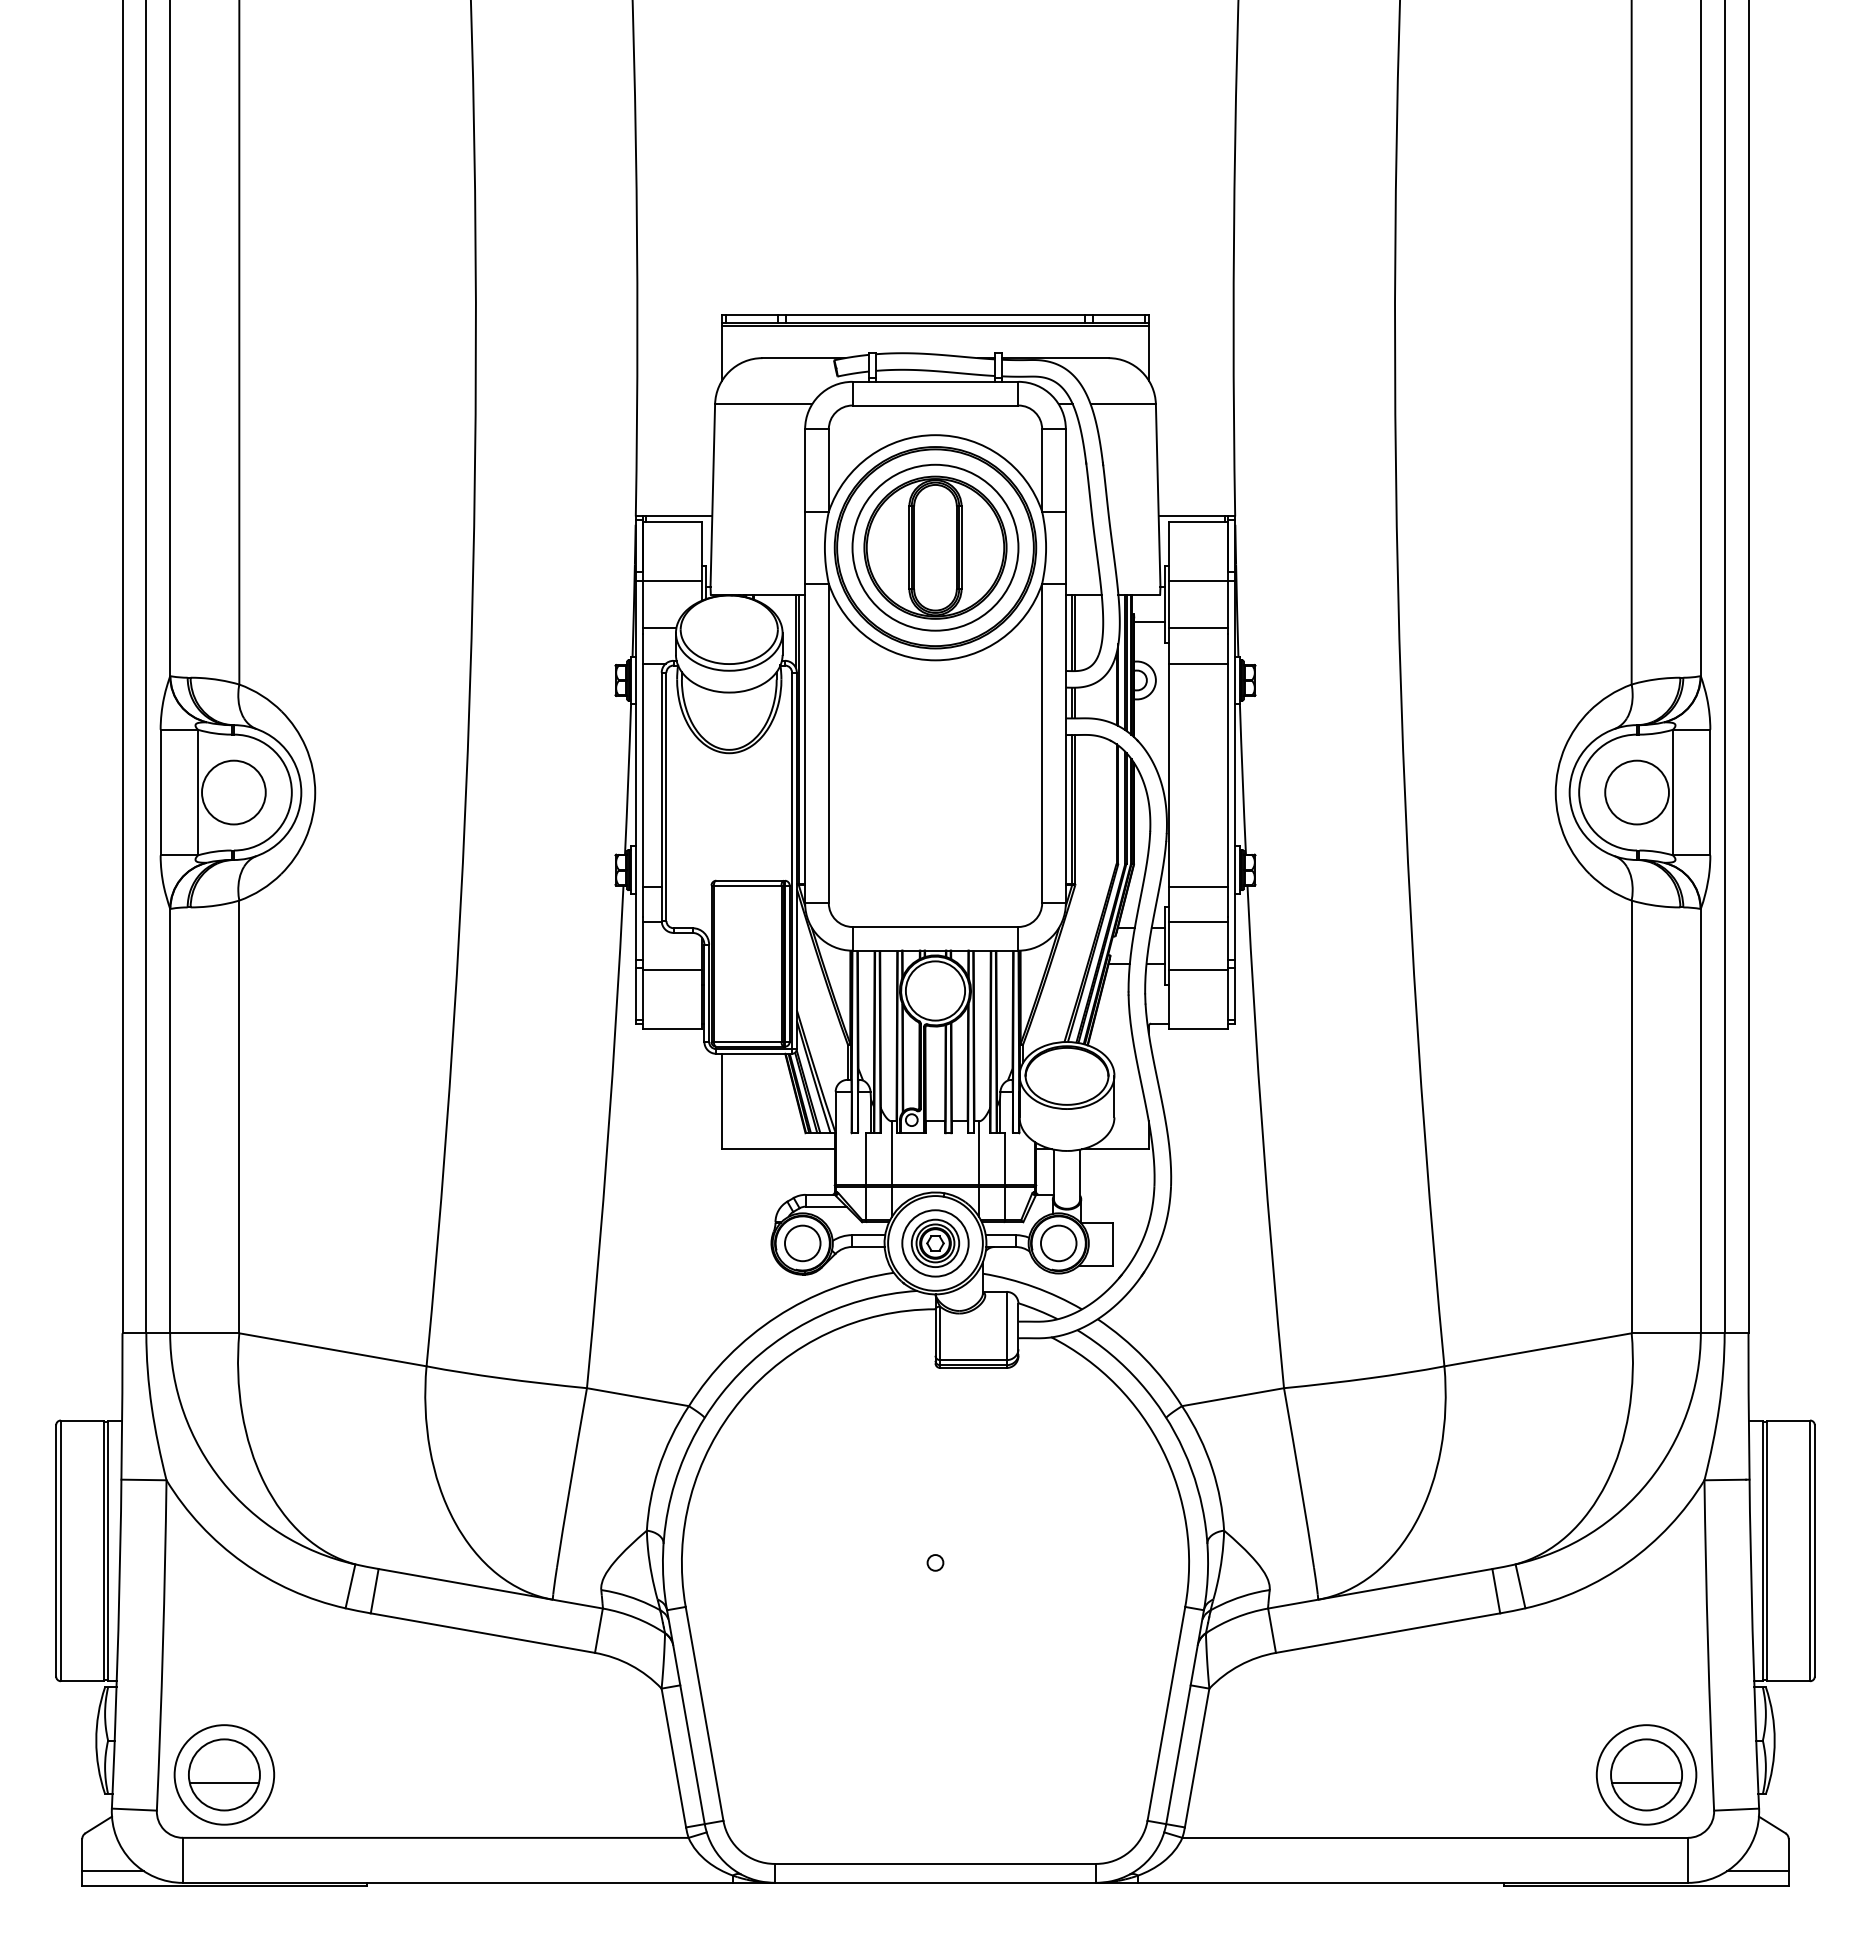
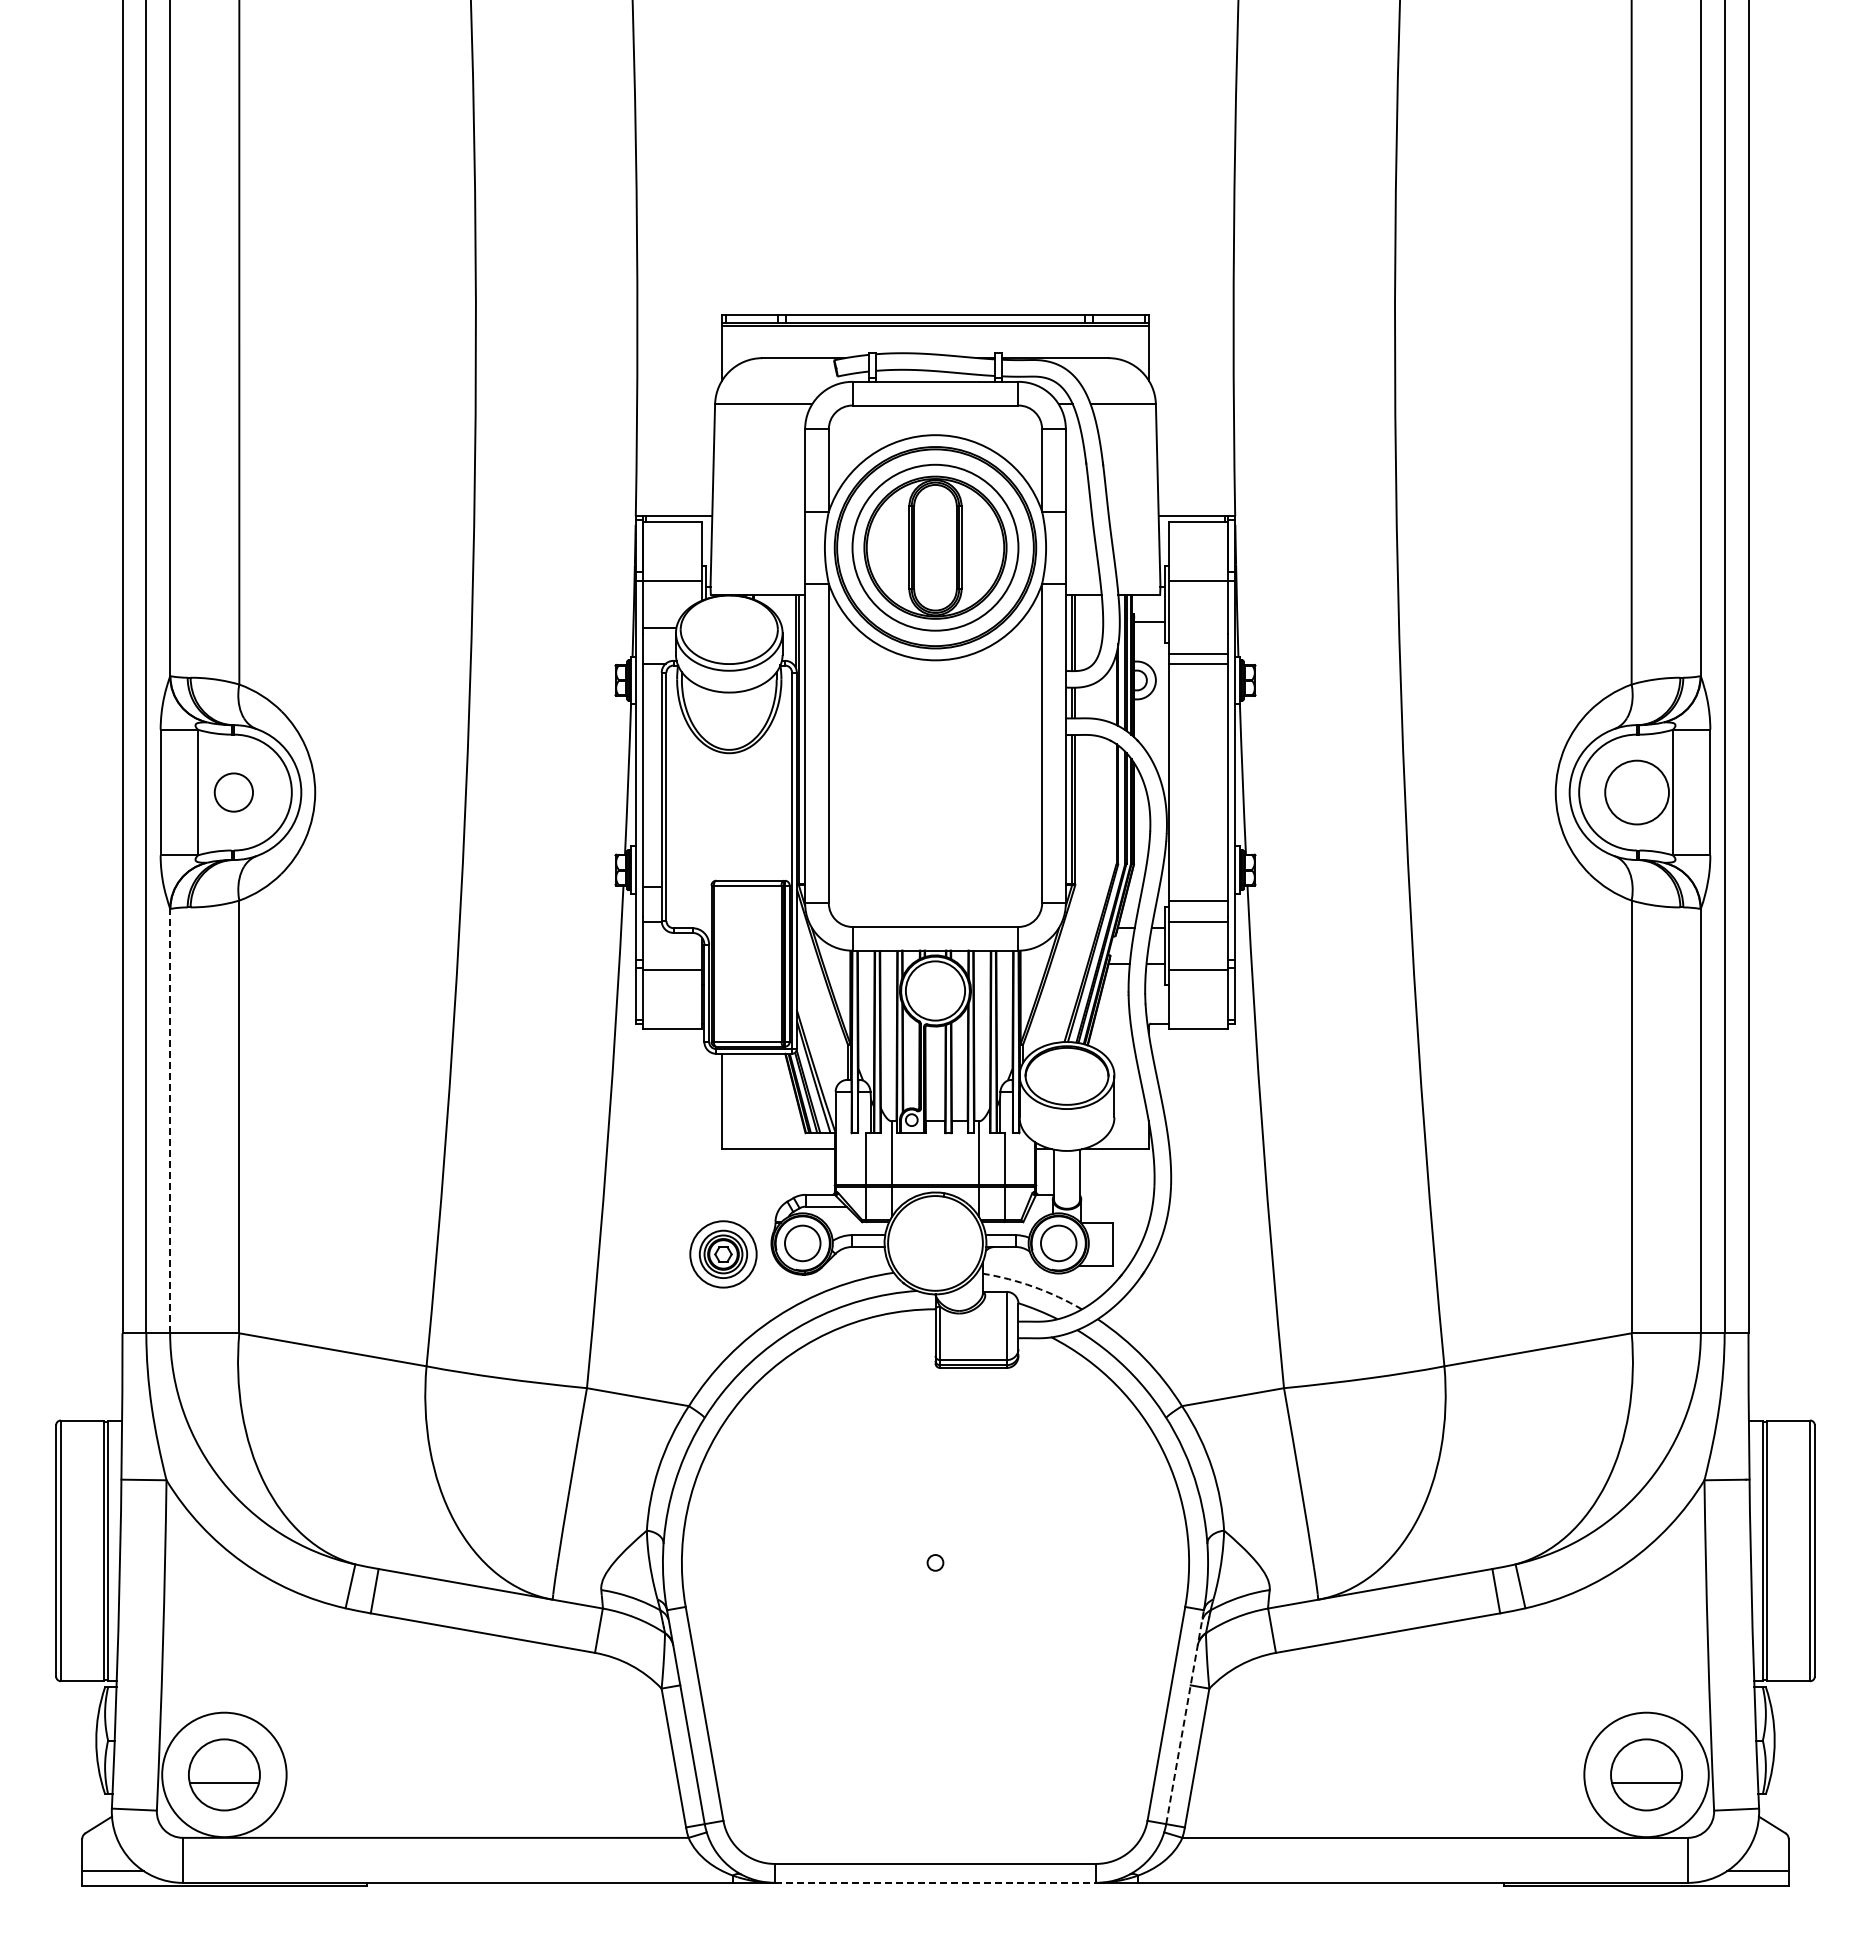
line position: (1198, 628) -> (1198, 654) (1198, 654)
circle diameter: 64 px -> 38 px (233, 792)
line position: (1198, 886) -> (1198, 900) (1198, 900)
line: solid -> dashed (170, 1120)
part position: (935, 1243) -> (723, 1254) (723, 1254)
arc: solid -> dashed (1034, 1287)
line: solid -> dashed (1185, 1717)
circle diameter: 100 px -> 124 px (224, 1774)
circle diameter: 100 px -> 124 px (1646, 1774)
line: solid -> dashed (935, 1882)
